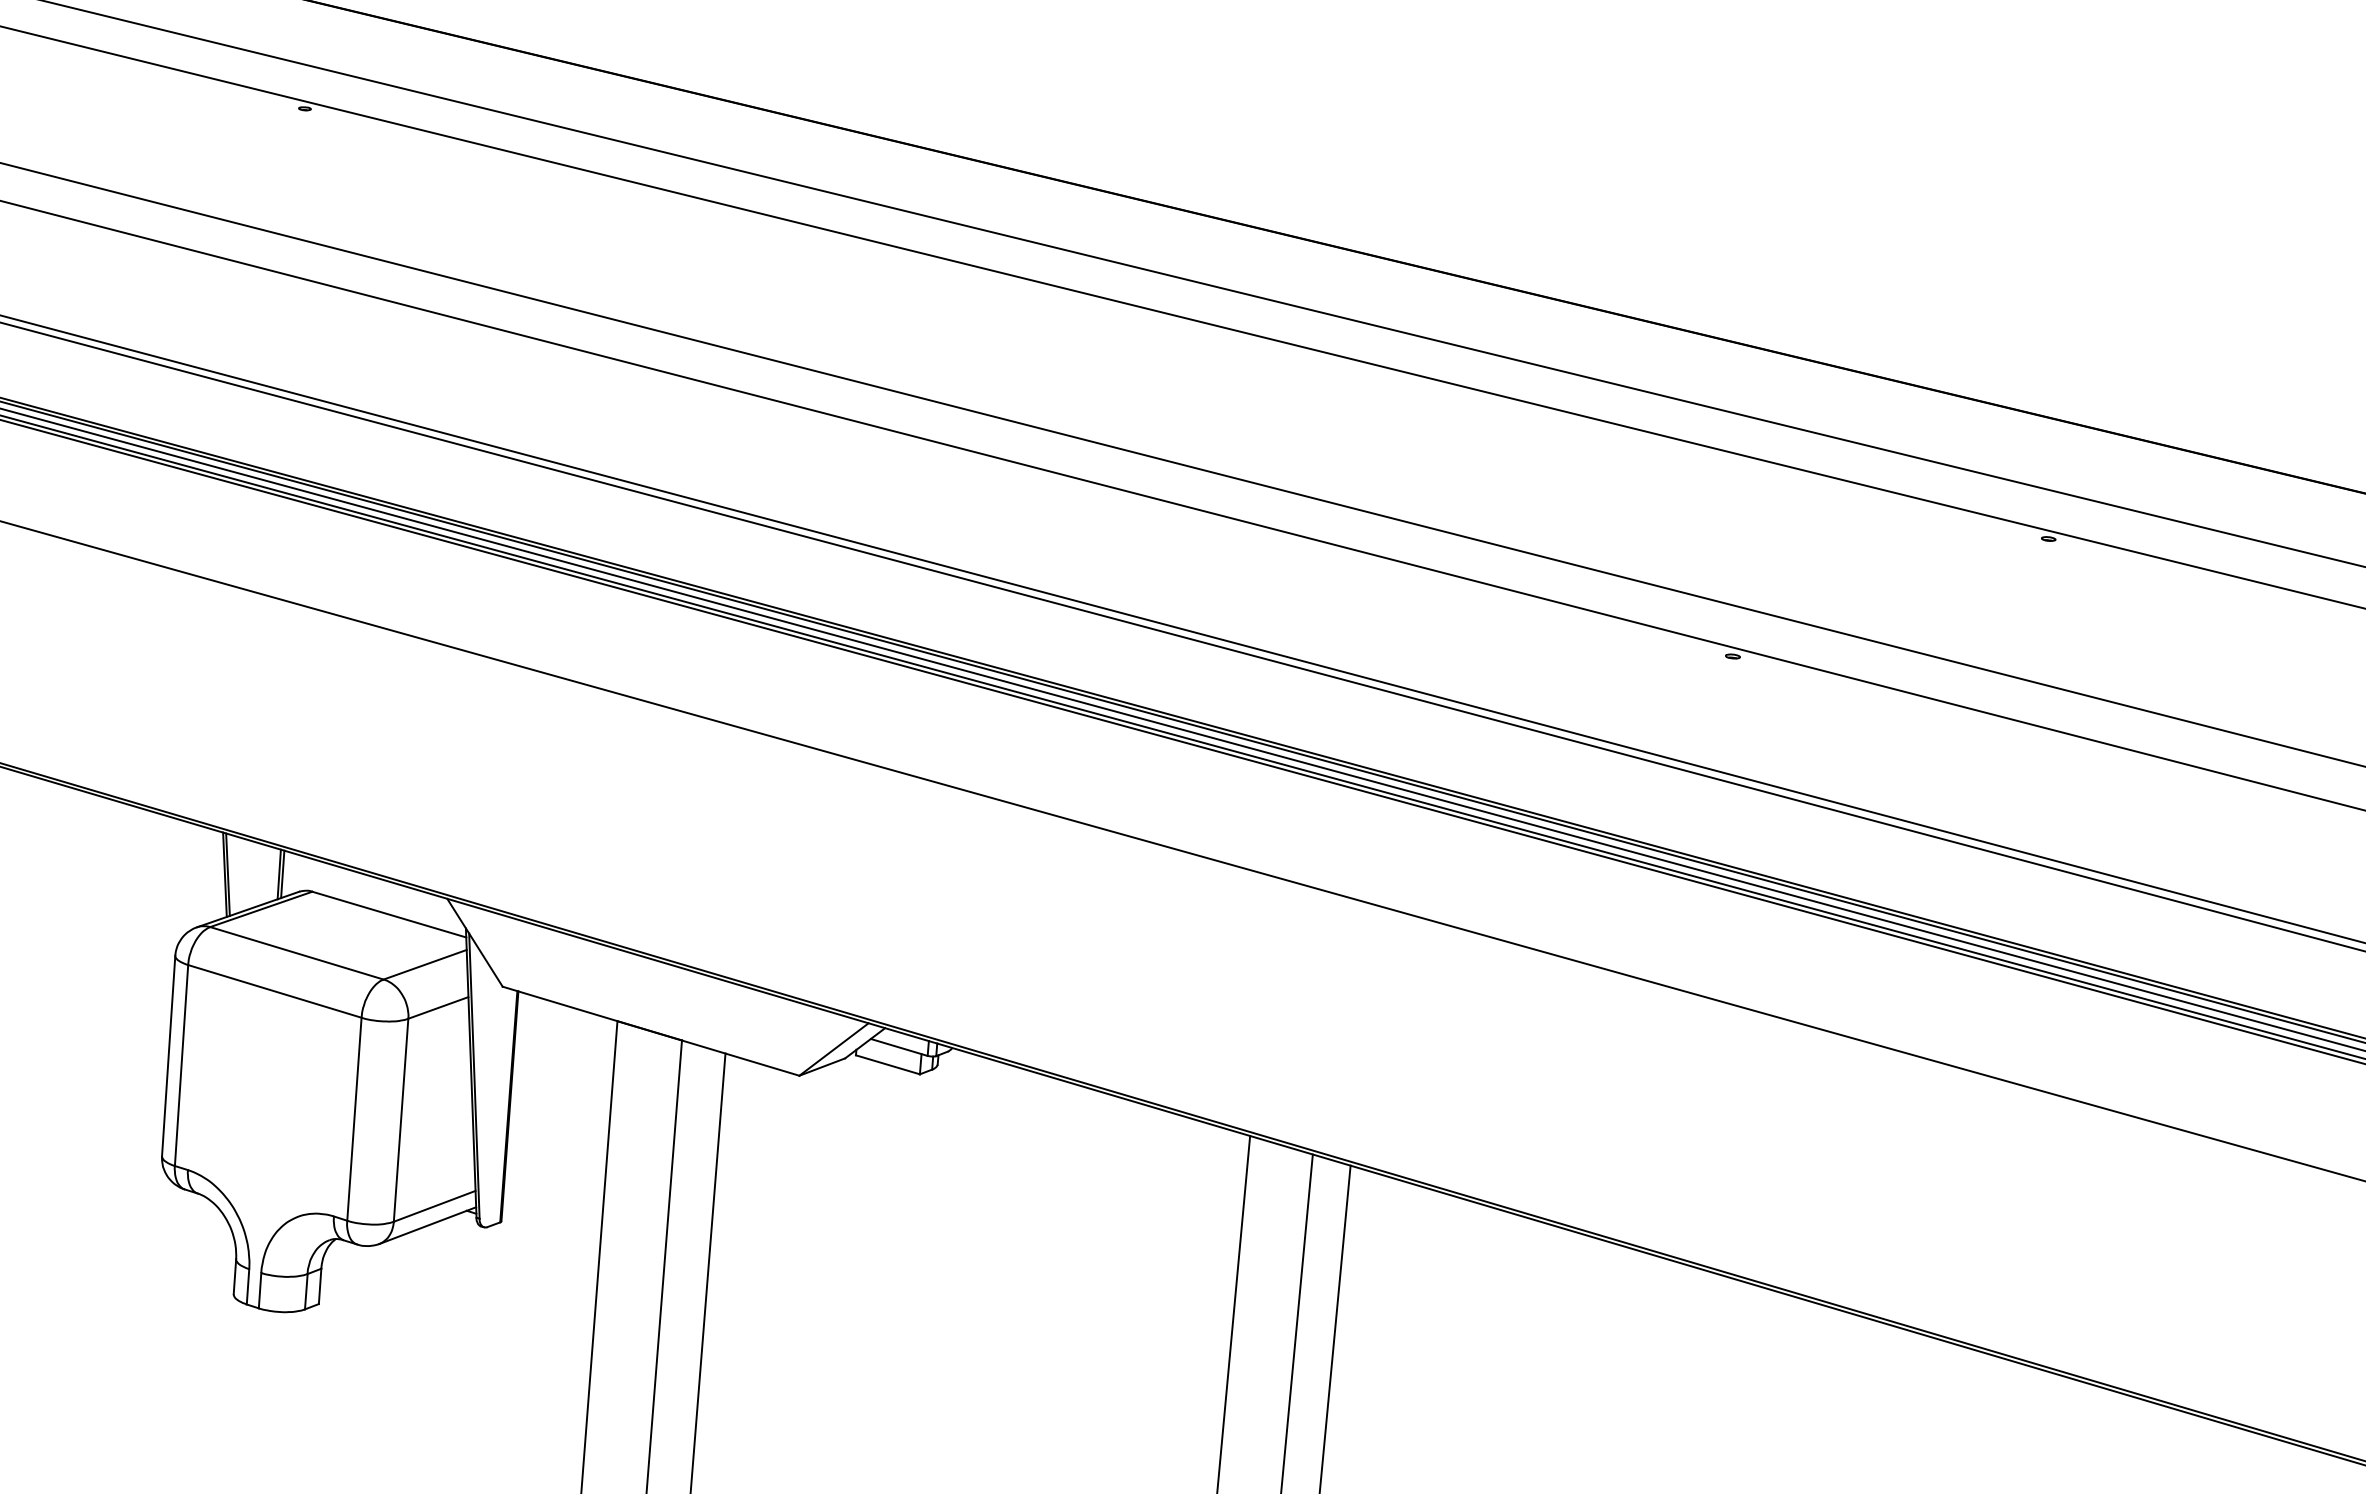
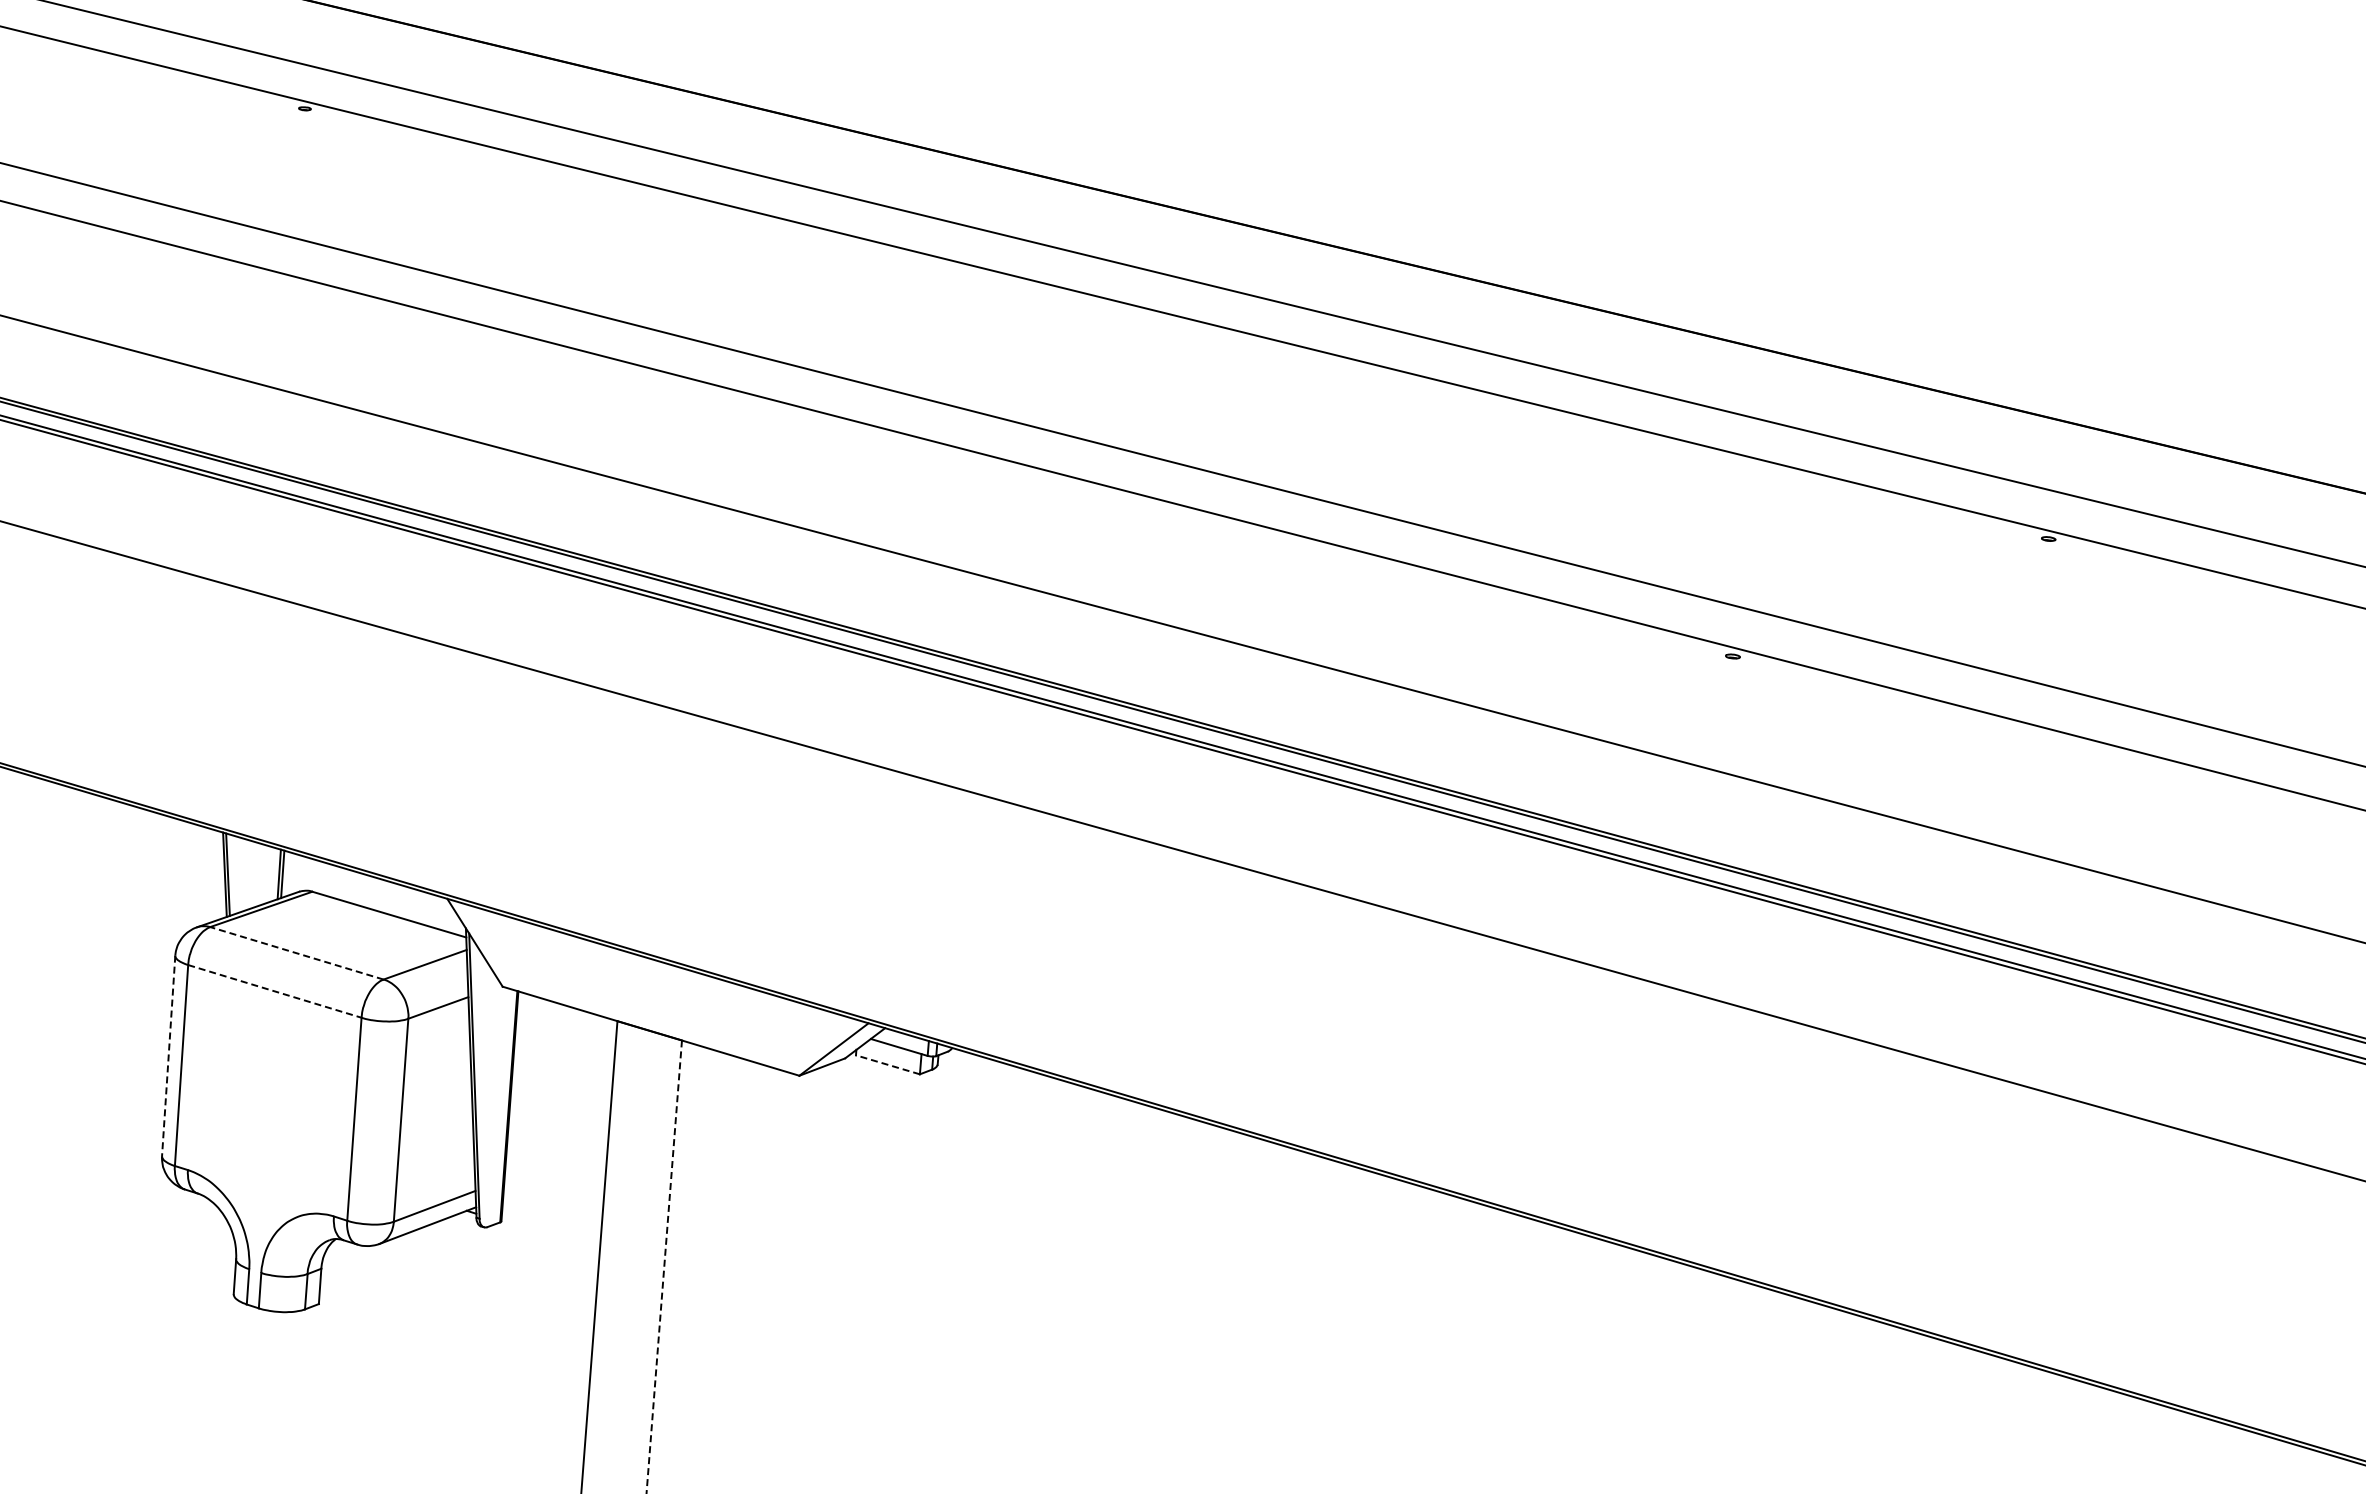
line: present -> none (1182, 636)
line: present -> none (1182, 729)
line: solid -> dashed (296, 953)
line: solid -> dashed (274, 991)
line: solid -> dashed (168, 1056)
line: solid -> dashed (887, 1064)
line: solid -> dashed (664, 1267)
line: present -> none (707, 1271)
line: present -> none (1233, 1313)
line: present -> none (1296, 1322)
line: present -> none (1334, 1327)
